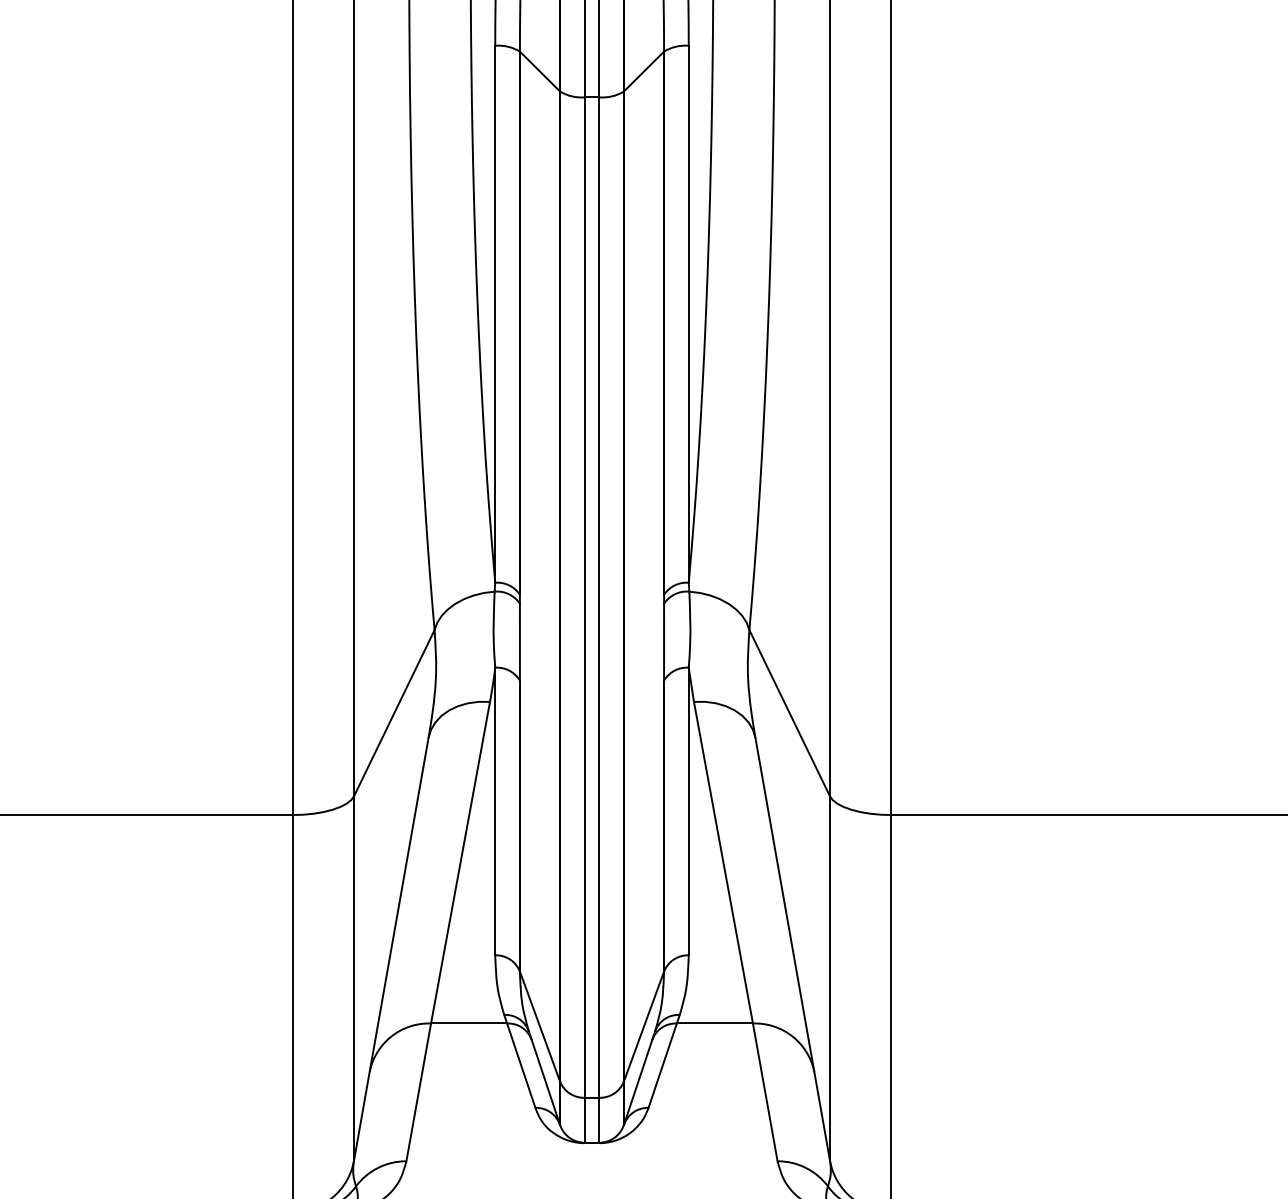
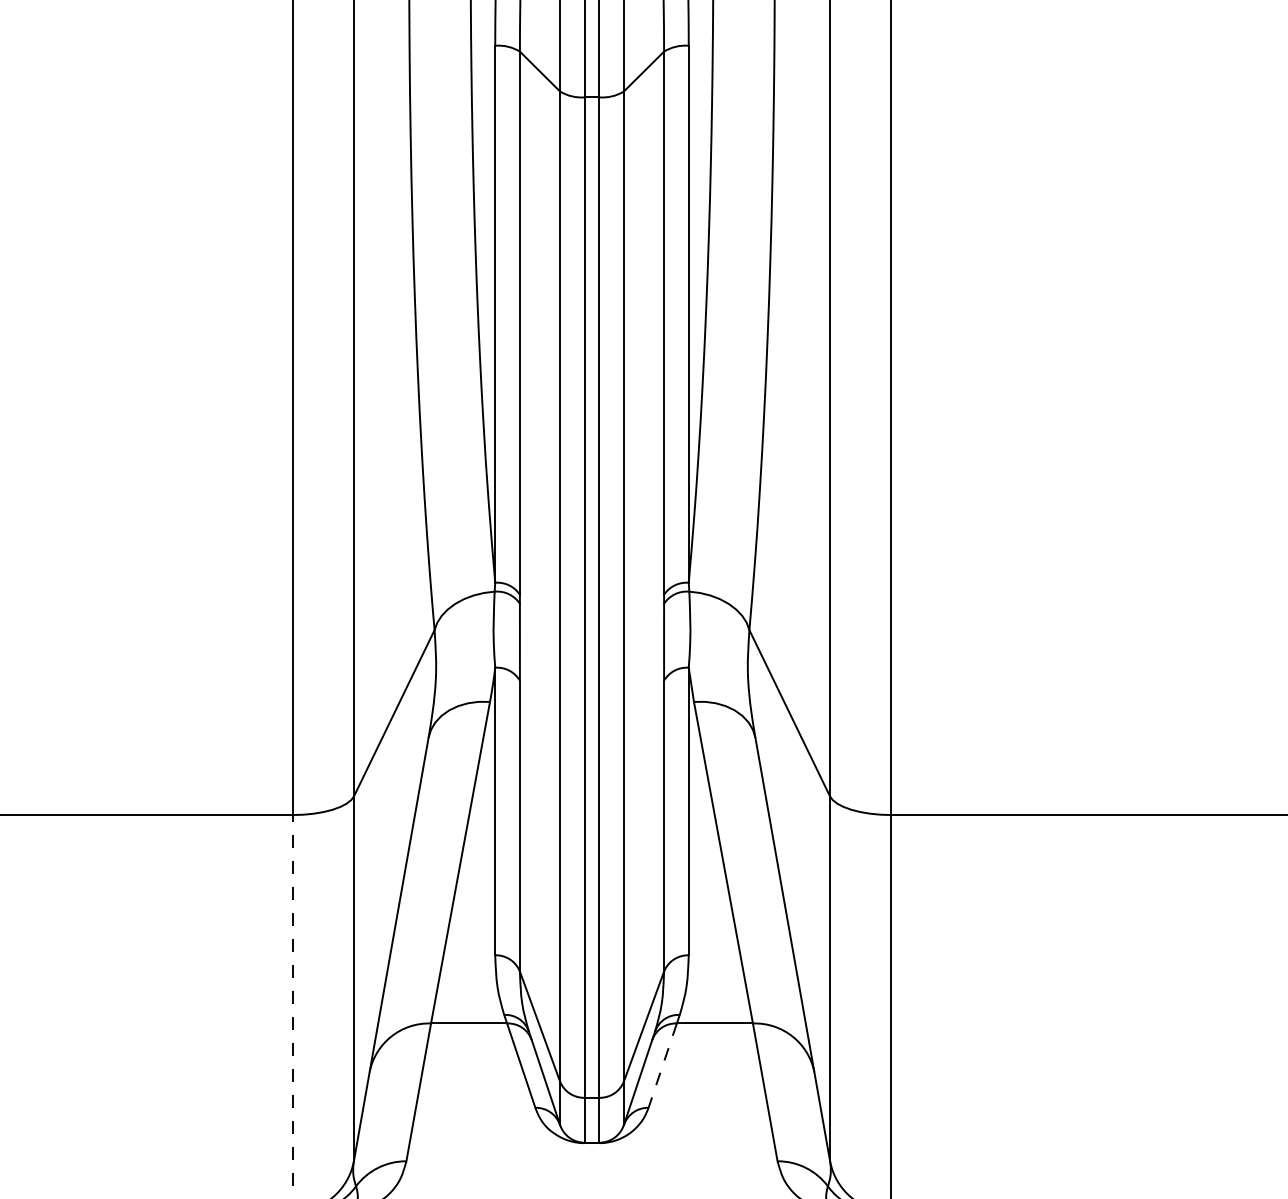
line: solid -> dashed (292, 1006)
line: solid -> dashed (662, 1066)
